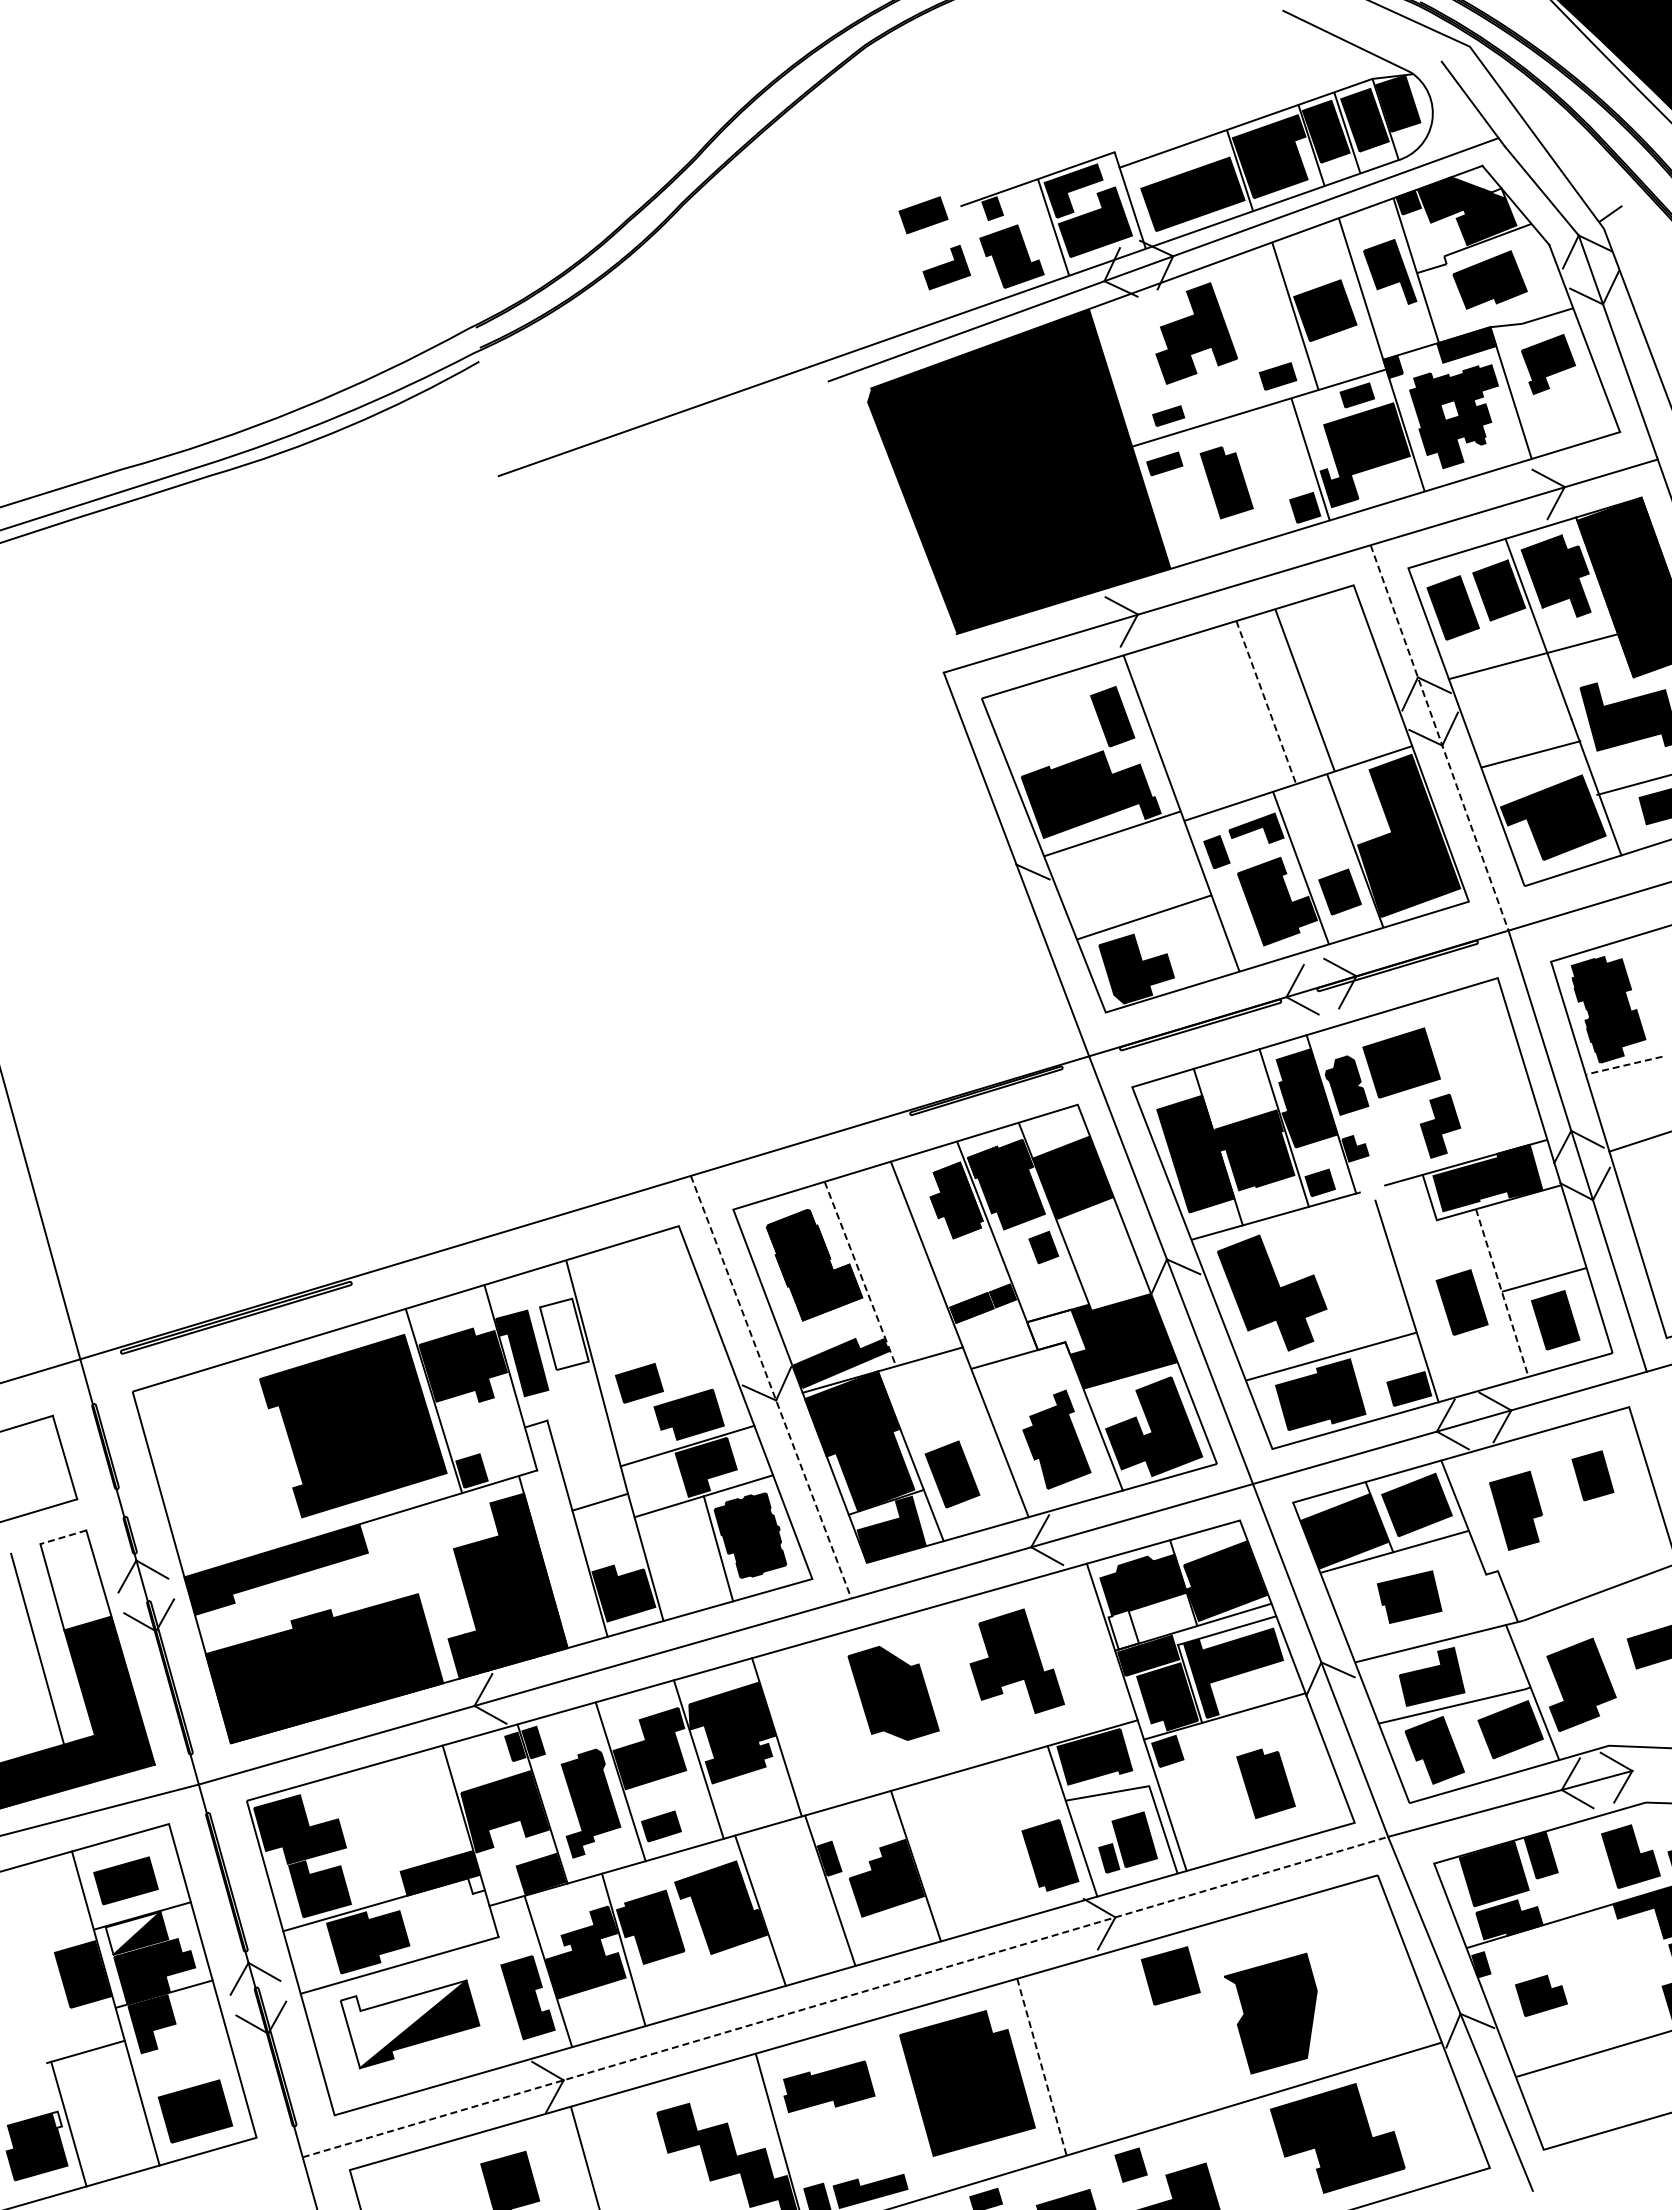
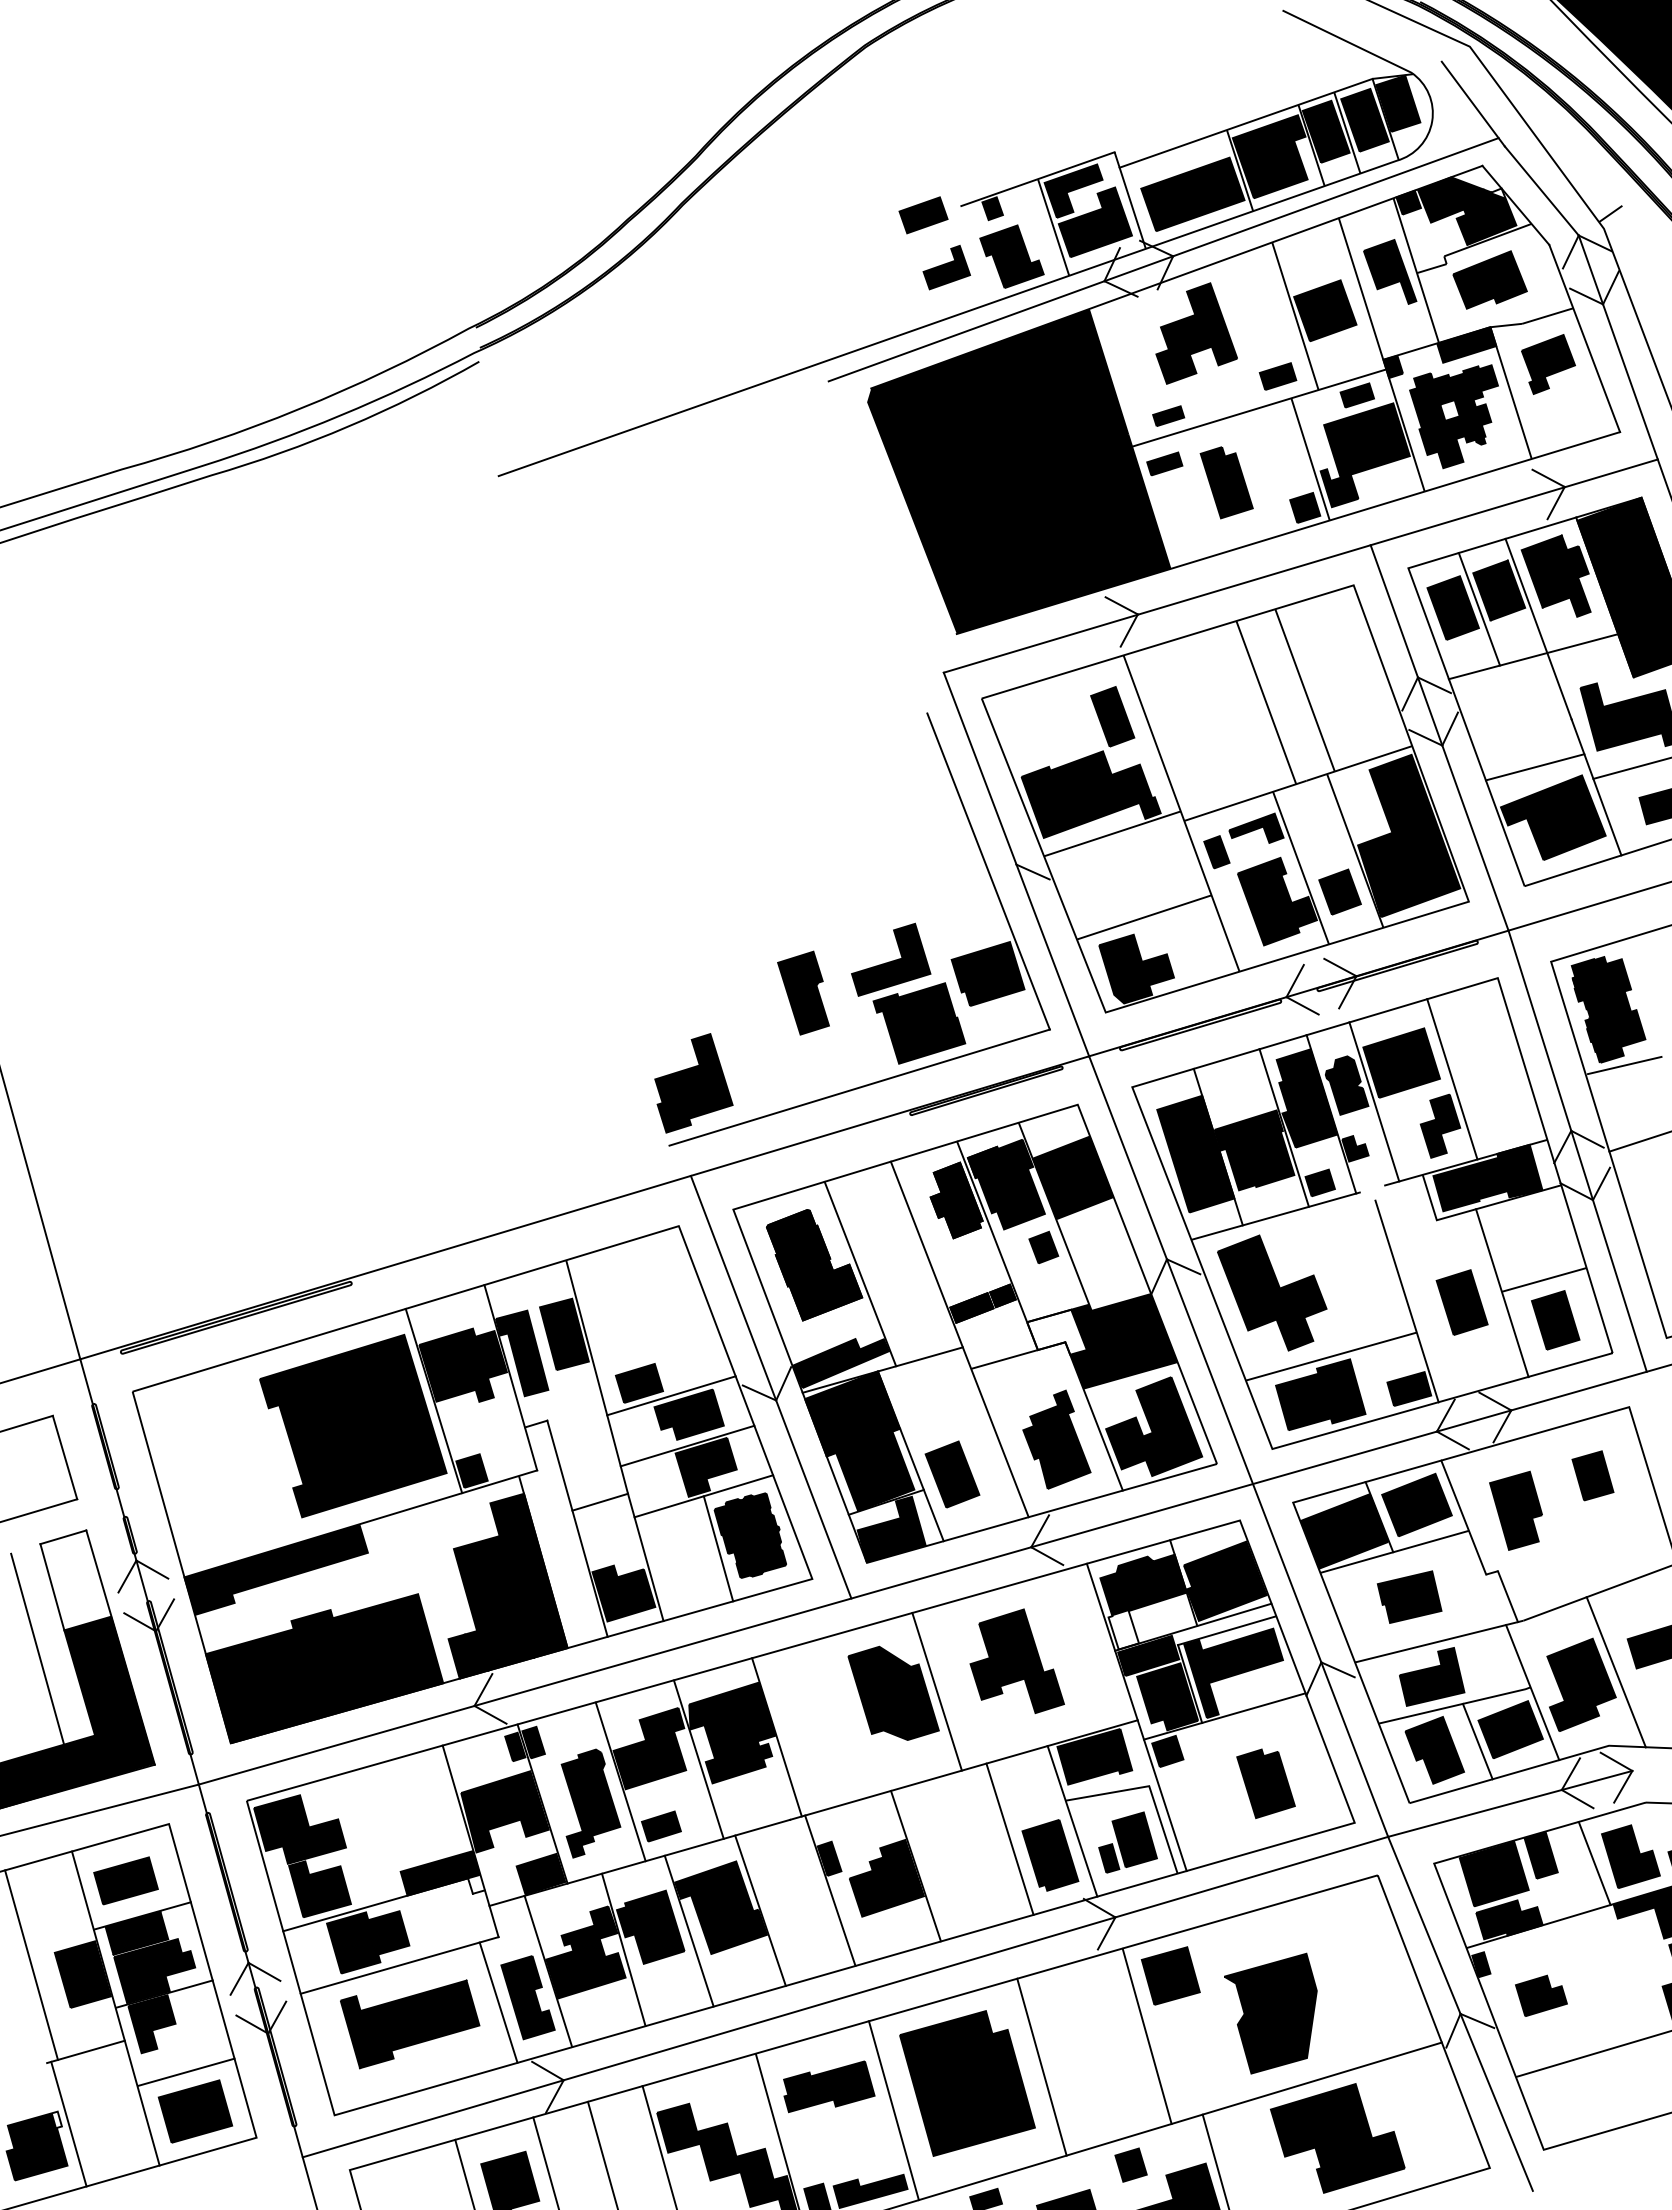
line: none -> present (1479, 609)
line: dashed -> solid (1266, 702)
line: dashed -> solid (1439, 737)
line position: (1530, 754) -> (1534, 767) (1534, 767)
line position: (1632, 784) -> (1630, 768) (1630, 768)
part: none -> present (893, 929)
line: dashed -> solid (1624, 1065)
line: none -> present (1452, 1079)
line: none -> present (1374, 1101)
line: dashed -> solid (860, 1274)
line: dashed -> solid (1502, 1293)
fill: none -> present (564, 1334)
line: dashed -> solid (771, 1387)
line: none -> present (671, 1395)
line: dashed -> solid (63, 1537)
line: none -> present (1615, 1672)
line: none -> present (936, 1691)
line: none -> present (1477, 1741)
line: none -> present (1009, 1838)
line: none -> present (1594, 1863)
line: none -> present (688, 1930)
fill: none -> present (132, 1932)
line: none -> present (31, 1964)
line: dashed -> solid (845, 1997)
line: none -> present (498, 2002)
fill: none -> present (403, 2024)
line: none -> present (1146, 2035)
line: dashed -> solid (1041, 2067)
line: none -> present (186, 2071)
line: none -> present (893, 2110)
line: none -> present (659, 2146)
line position: (584, 2156) -> (602, 2153) (602, 2153)
line: none -> present (1215, 2160)
line: none -> present (545, 2161)
line: none -> present (464, 2172)
